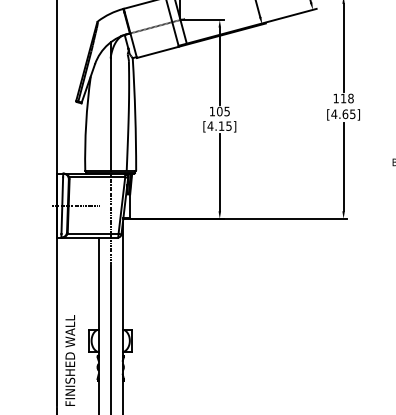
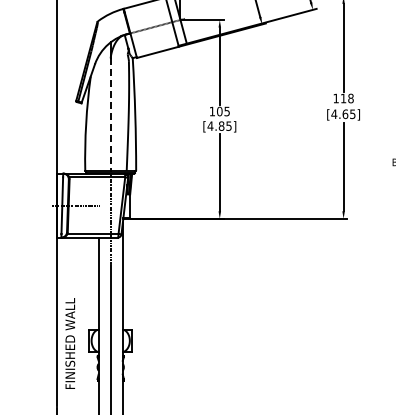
line: solid -> dashed (110, 115)
text: [4.15] -> [4.85] (221, 125)
text position: (70, 360) -> (70, 343) (70, 343)
